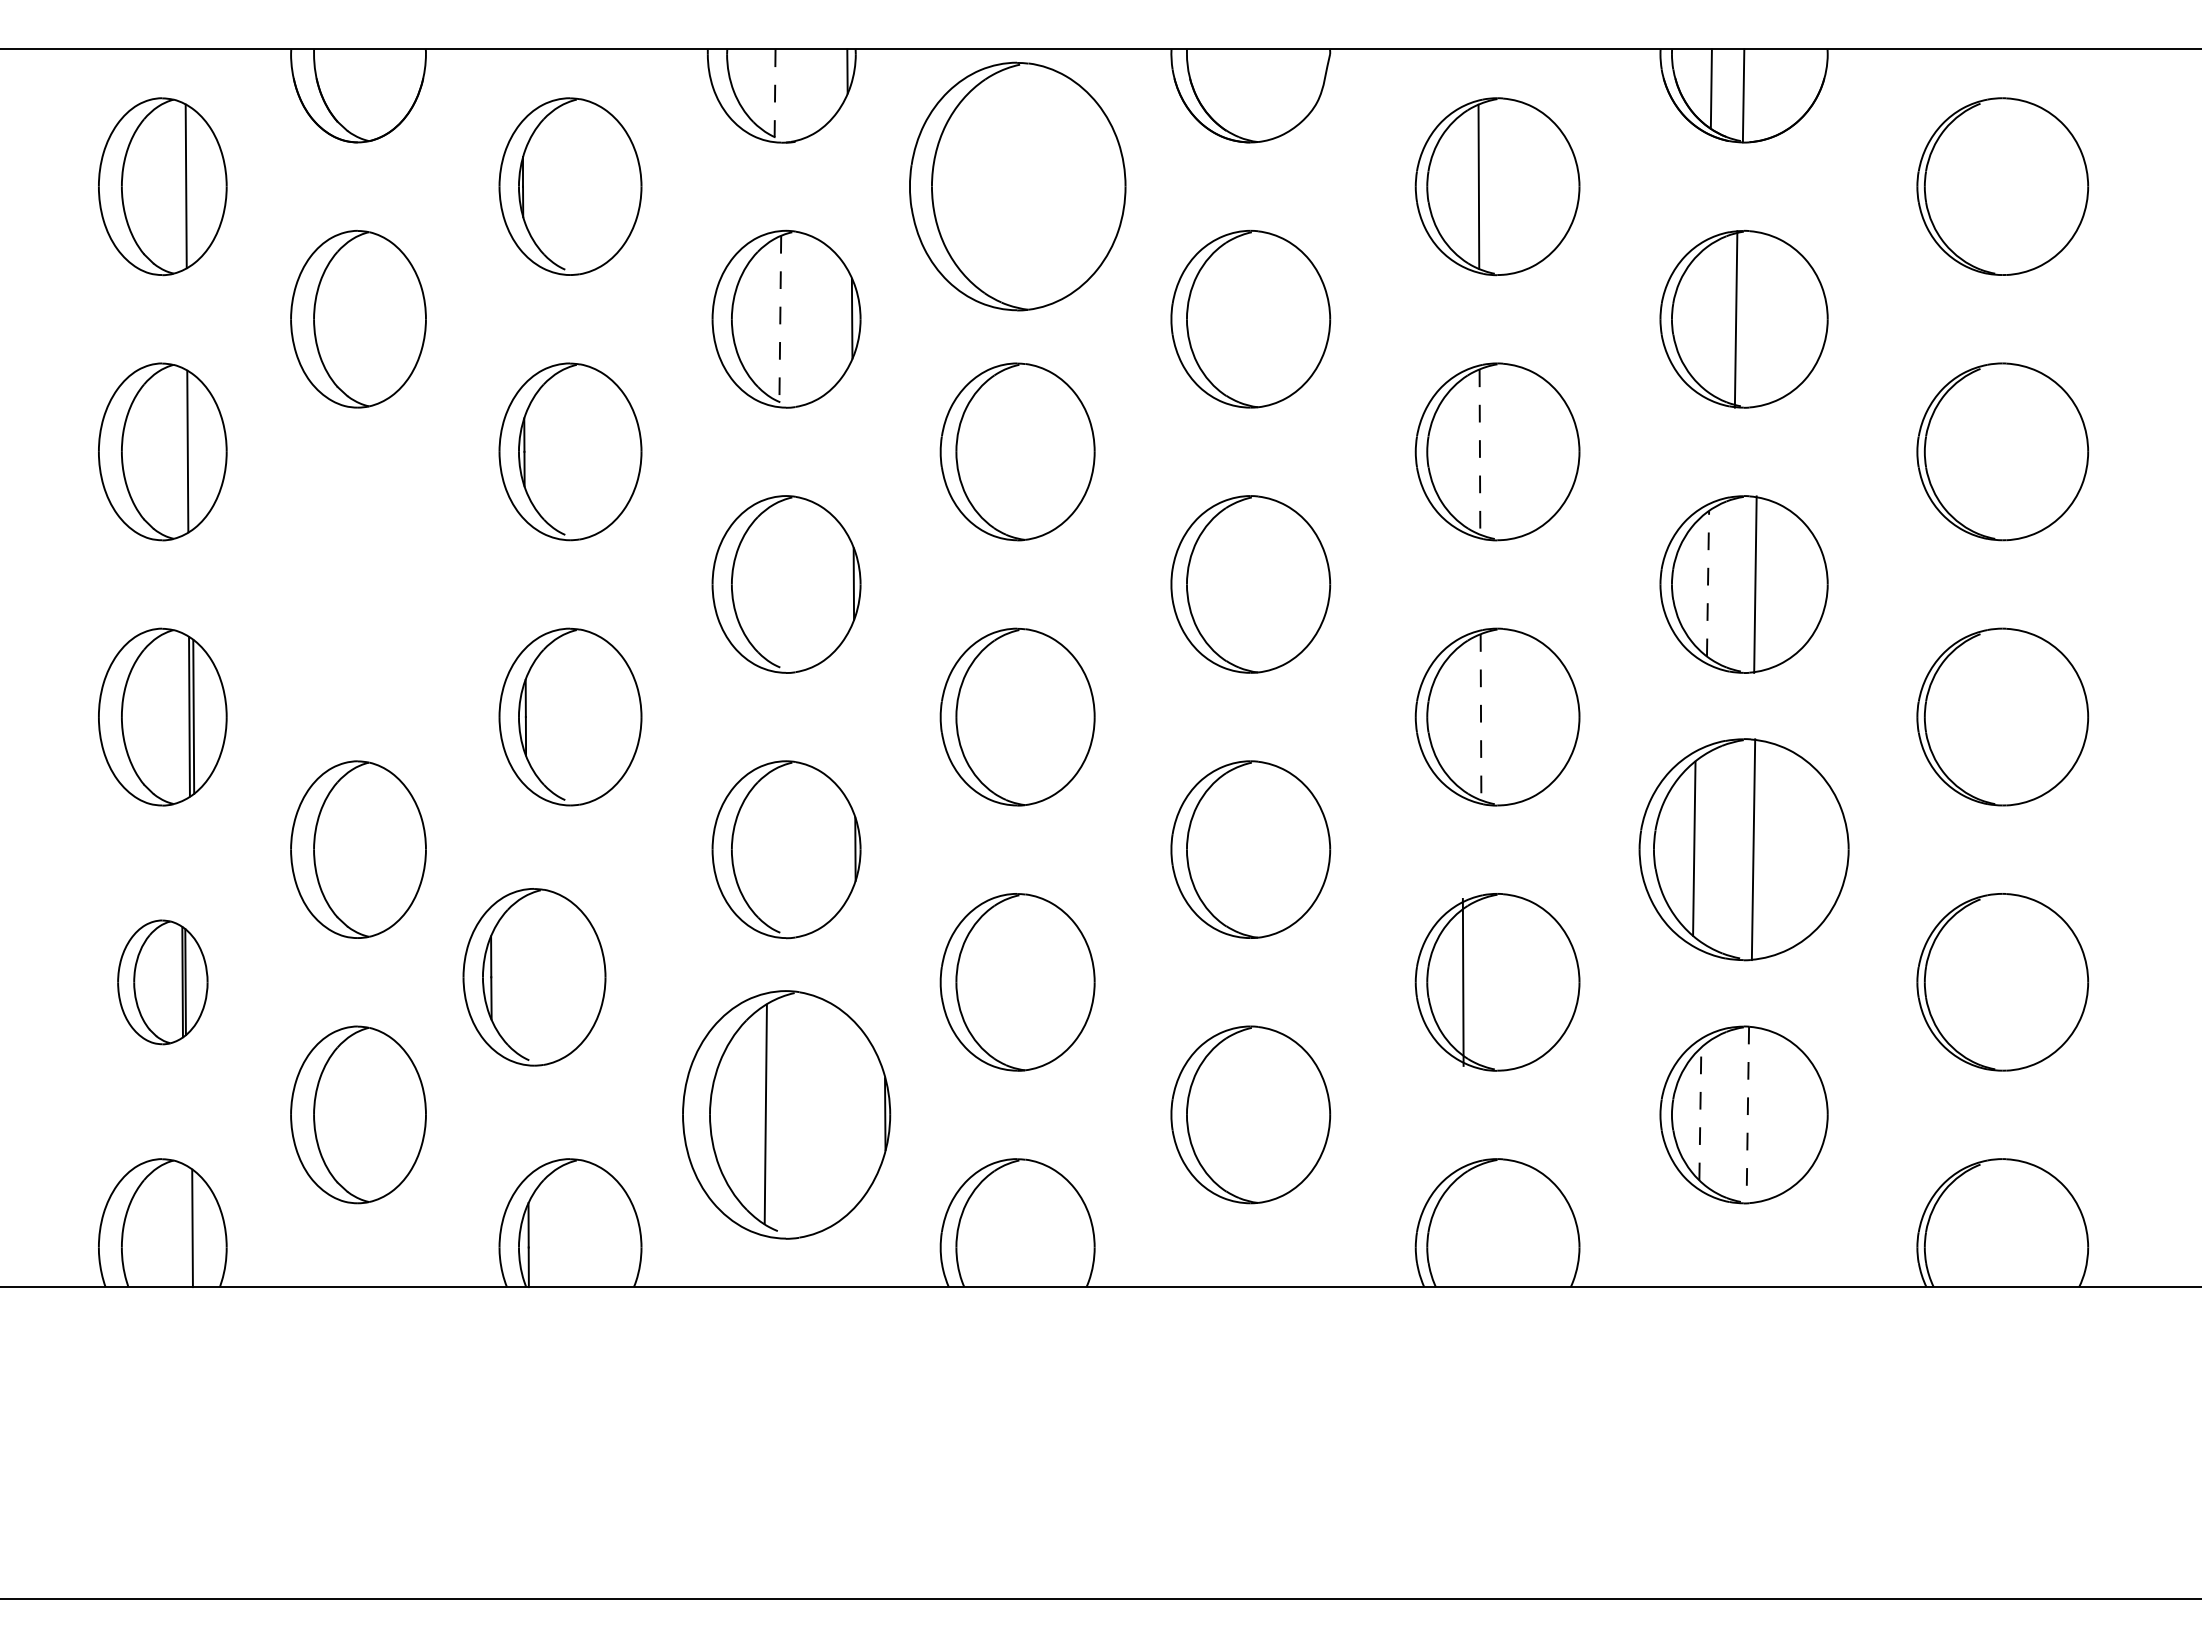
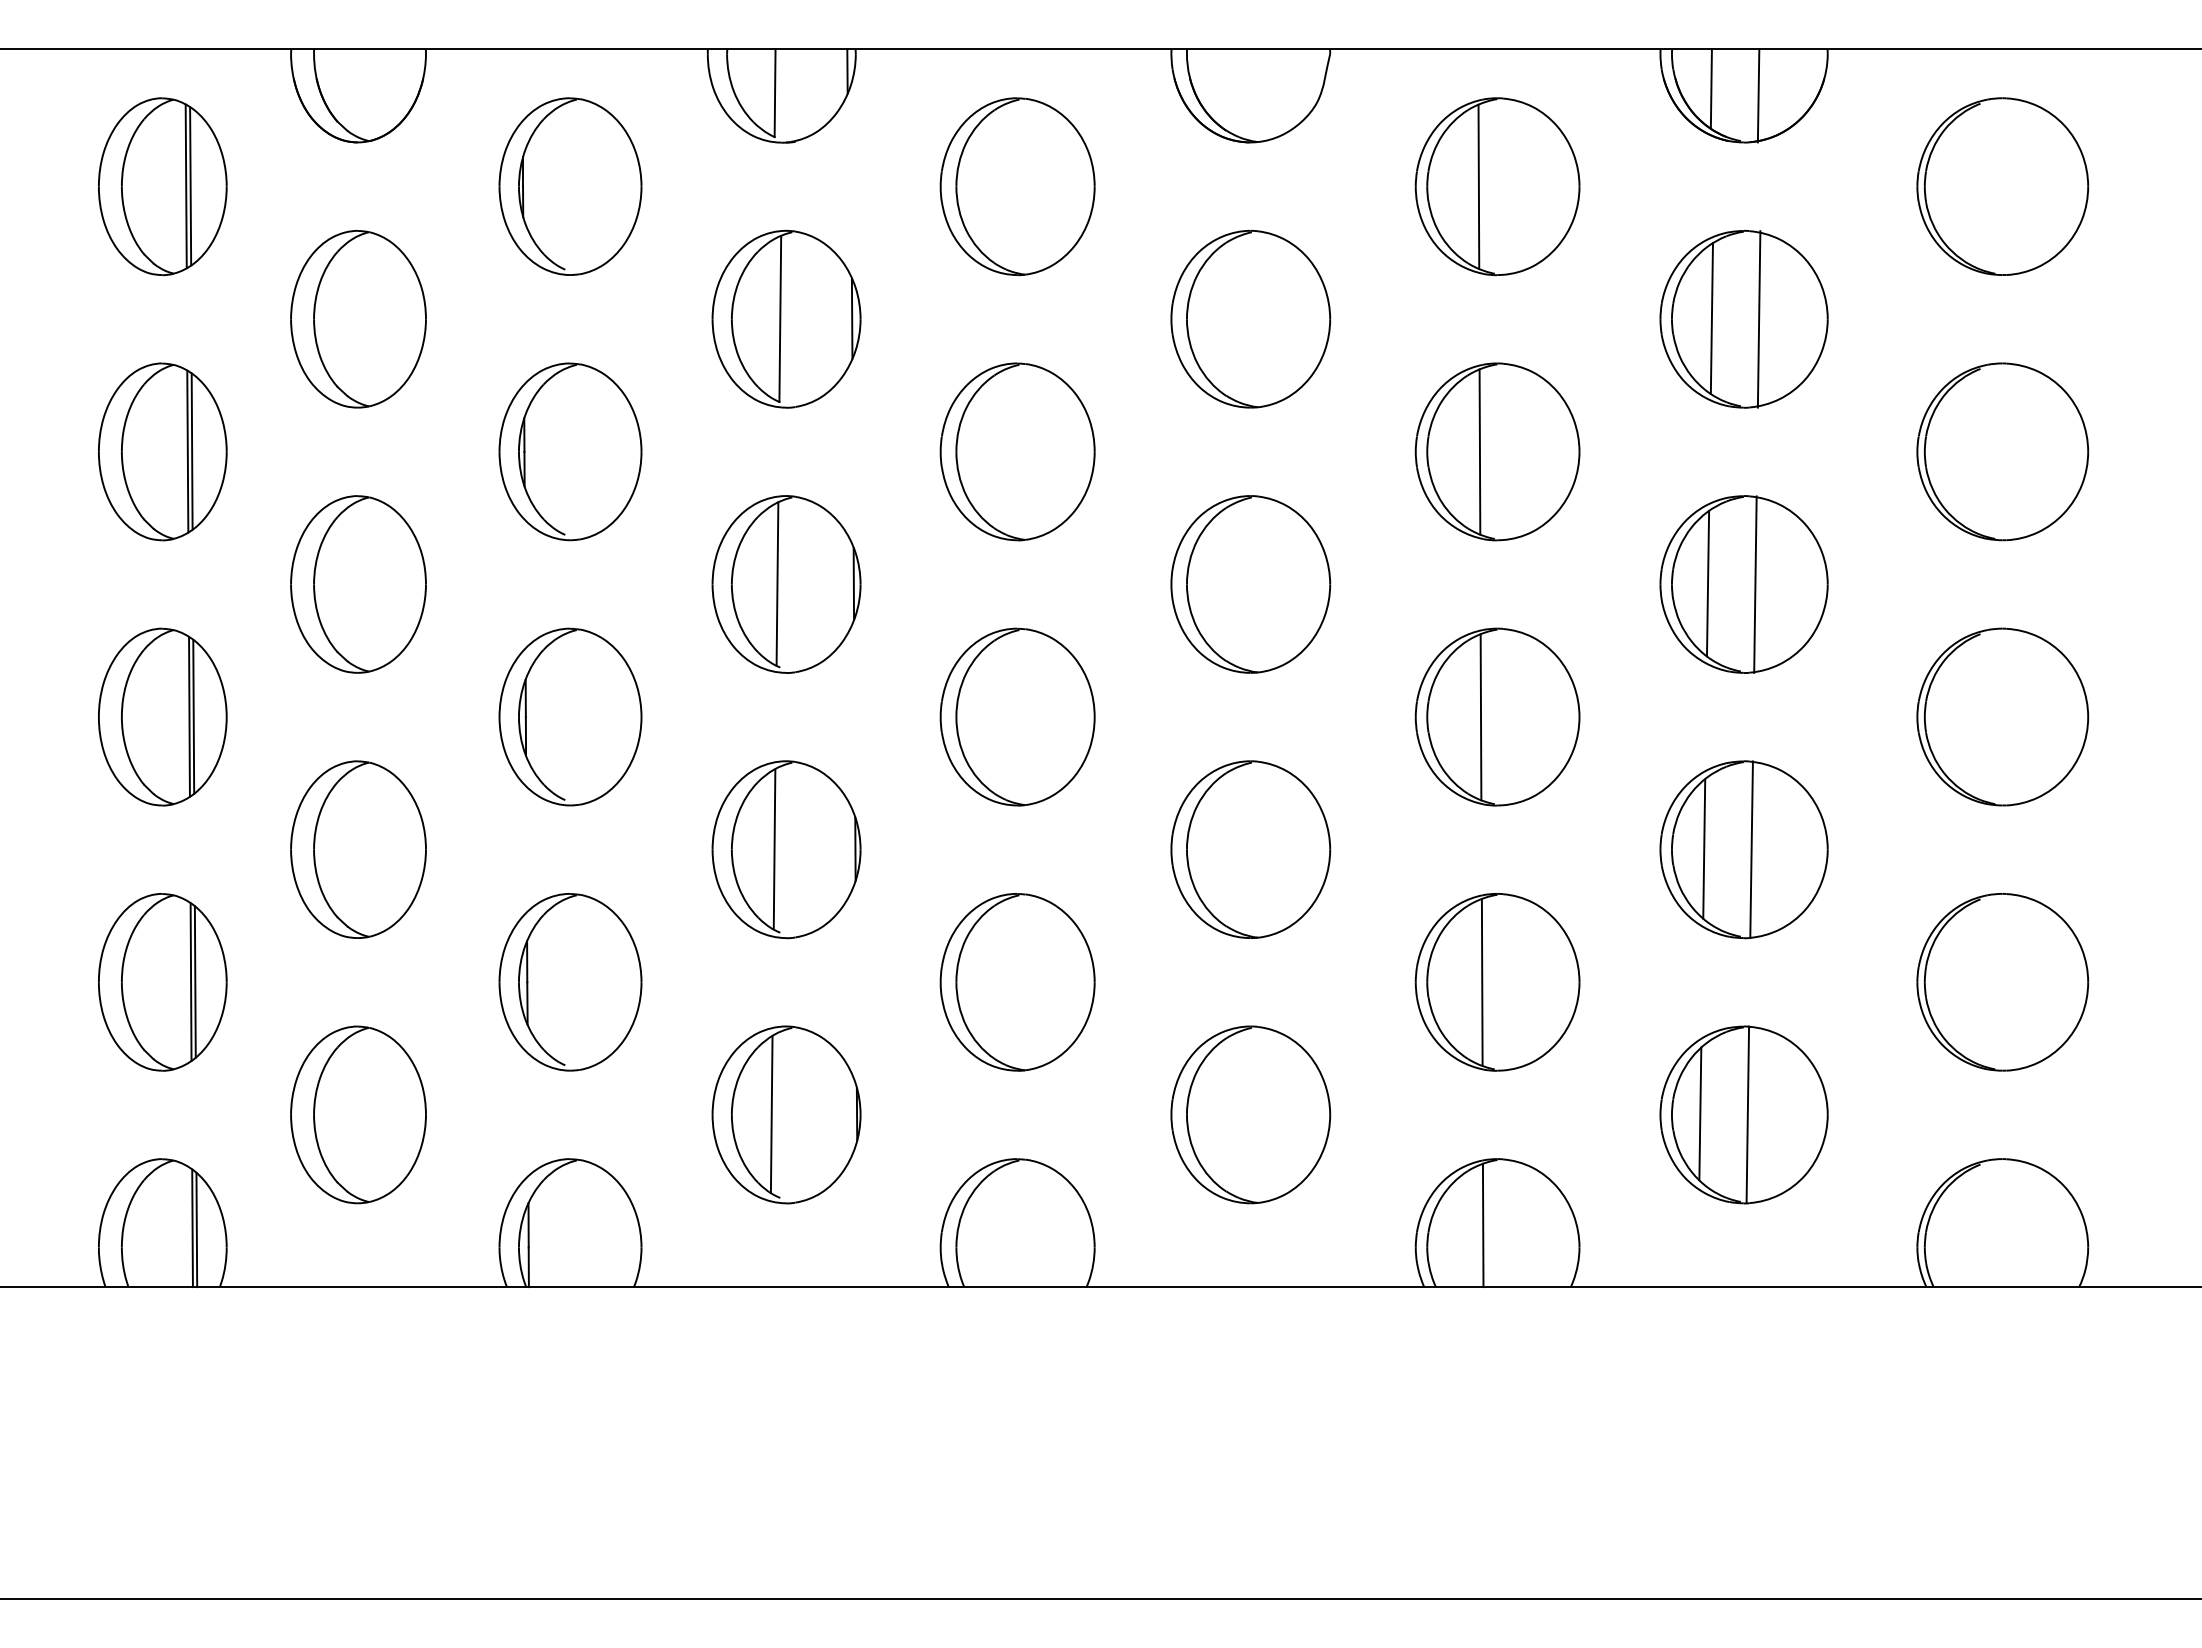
line: dashed -> solid (775, 93)
line position: (1743, 95) -> (1758, 95) (1758, 95)
line: none -> present (190, 186)
part size: 218x251 px -> 157x180 px (1017, 186)
line: none -> present (1711, 318)
line: dashed -> solid (780, 319)
line position: (1735, 319) -> (1758, 319) (1758, 319)
line: none -> present (191, 451)
line: dashed -> solid (1479, 452)
line: none -> present (777, 583)
line: dashed -> solid (1708, 583)
part: none -> present (358, 584)
line: dashed -> solid (1481, 717)
line: none -> present (774, 849)
part size: 212x224 px -> 170x180 px (1743, 849)
part position: (534, 977) -> (570, 982) (570, 982)
part size: 92x127 px -> 130x179 px (162, 982)
line position: (1462, 982) -> (1481, 982) (1481, 982)
line: dashed -> solid (1700, 1113)
part size: 210x250 px -> 151x180 px (786, 1114)
line: dashed -> solid (1747, 1115)
line: none -> present (1482, 1225)
line: none -> present (196, 1230)
